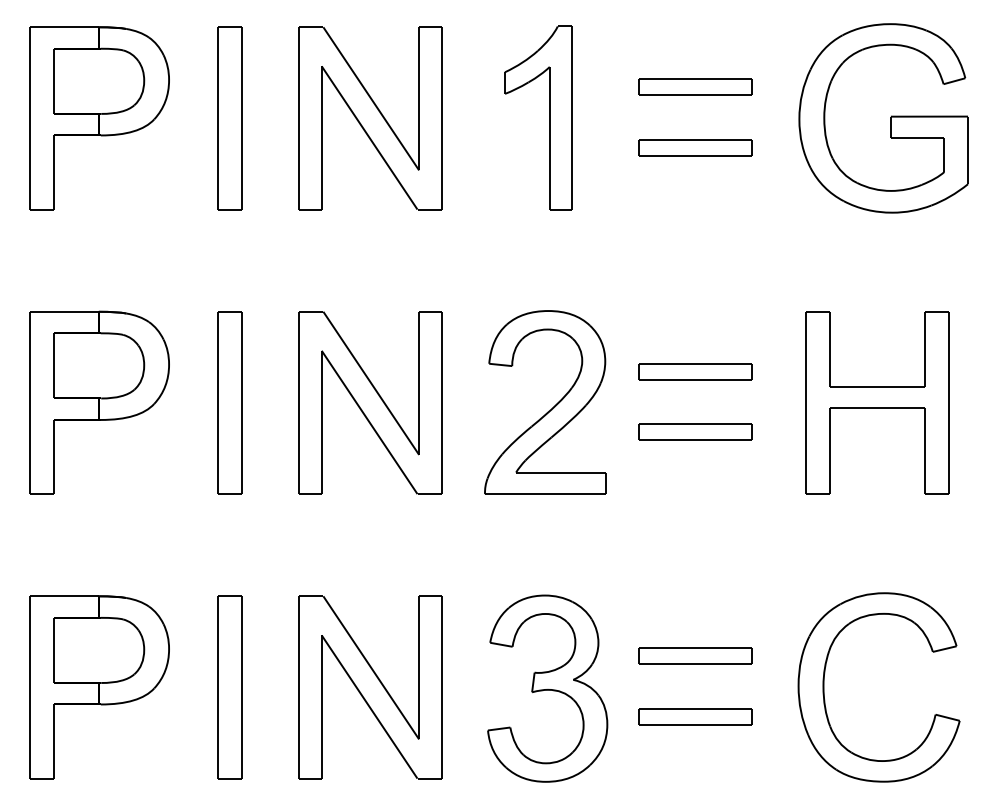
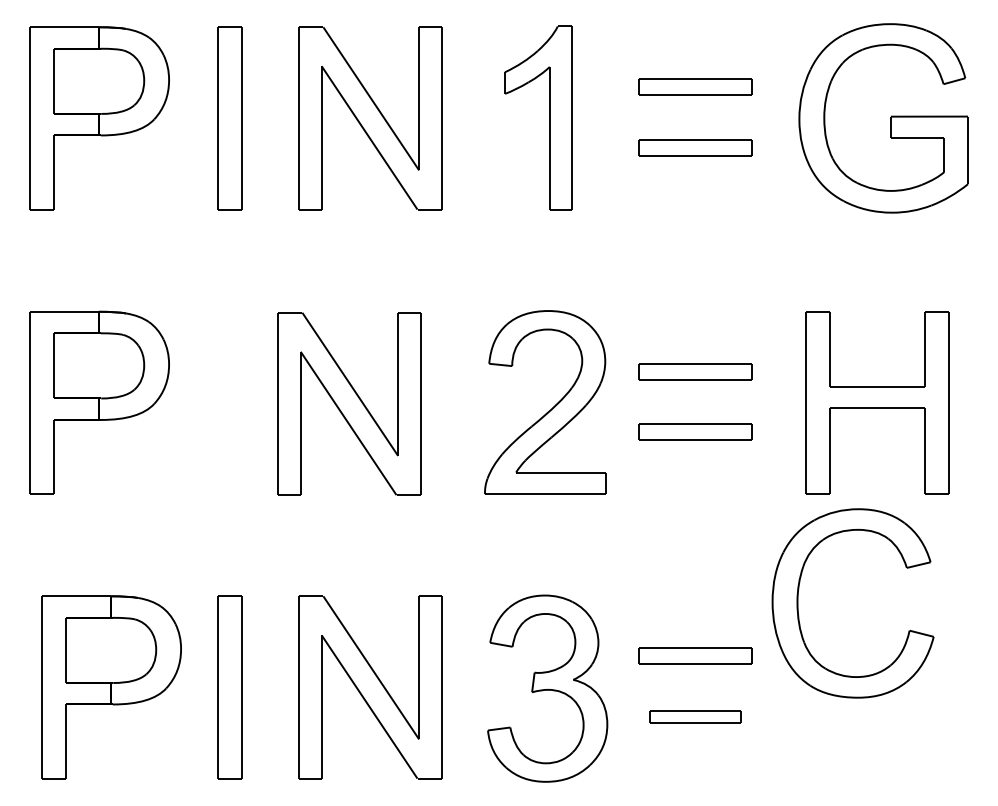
part: present -> none (229, 402)
part position: (370, 402) -> (349, 403) (349, 403)
part position: (99, 687) -> (111, 687) (111, 687)
part position: (824, 687) -> (798, 603) (798, 603)
part size: 115x18 px -> 93x14 px (695, 716)
